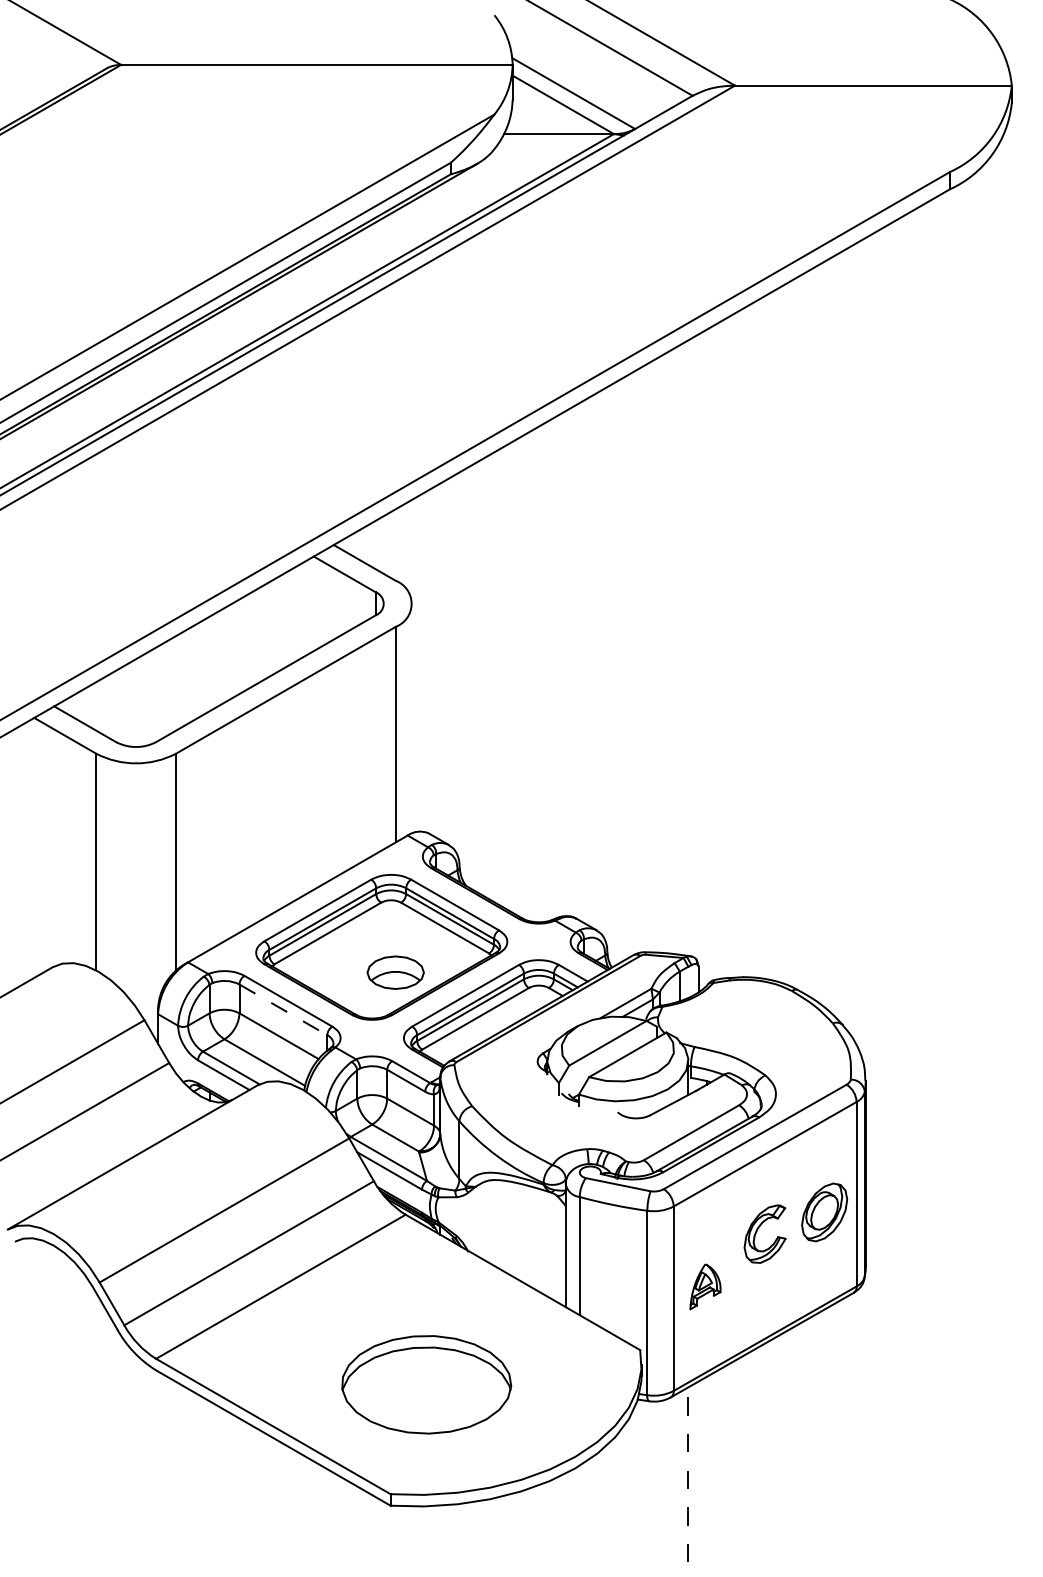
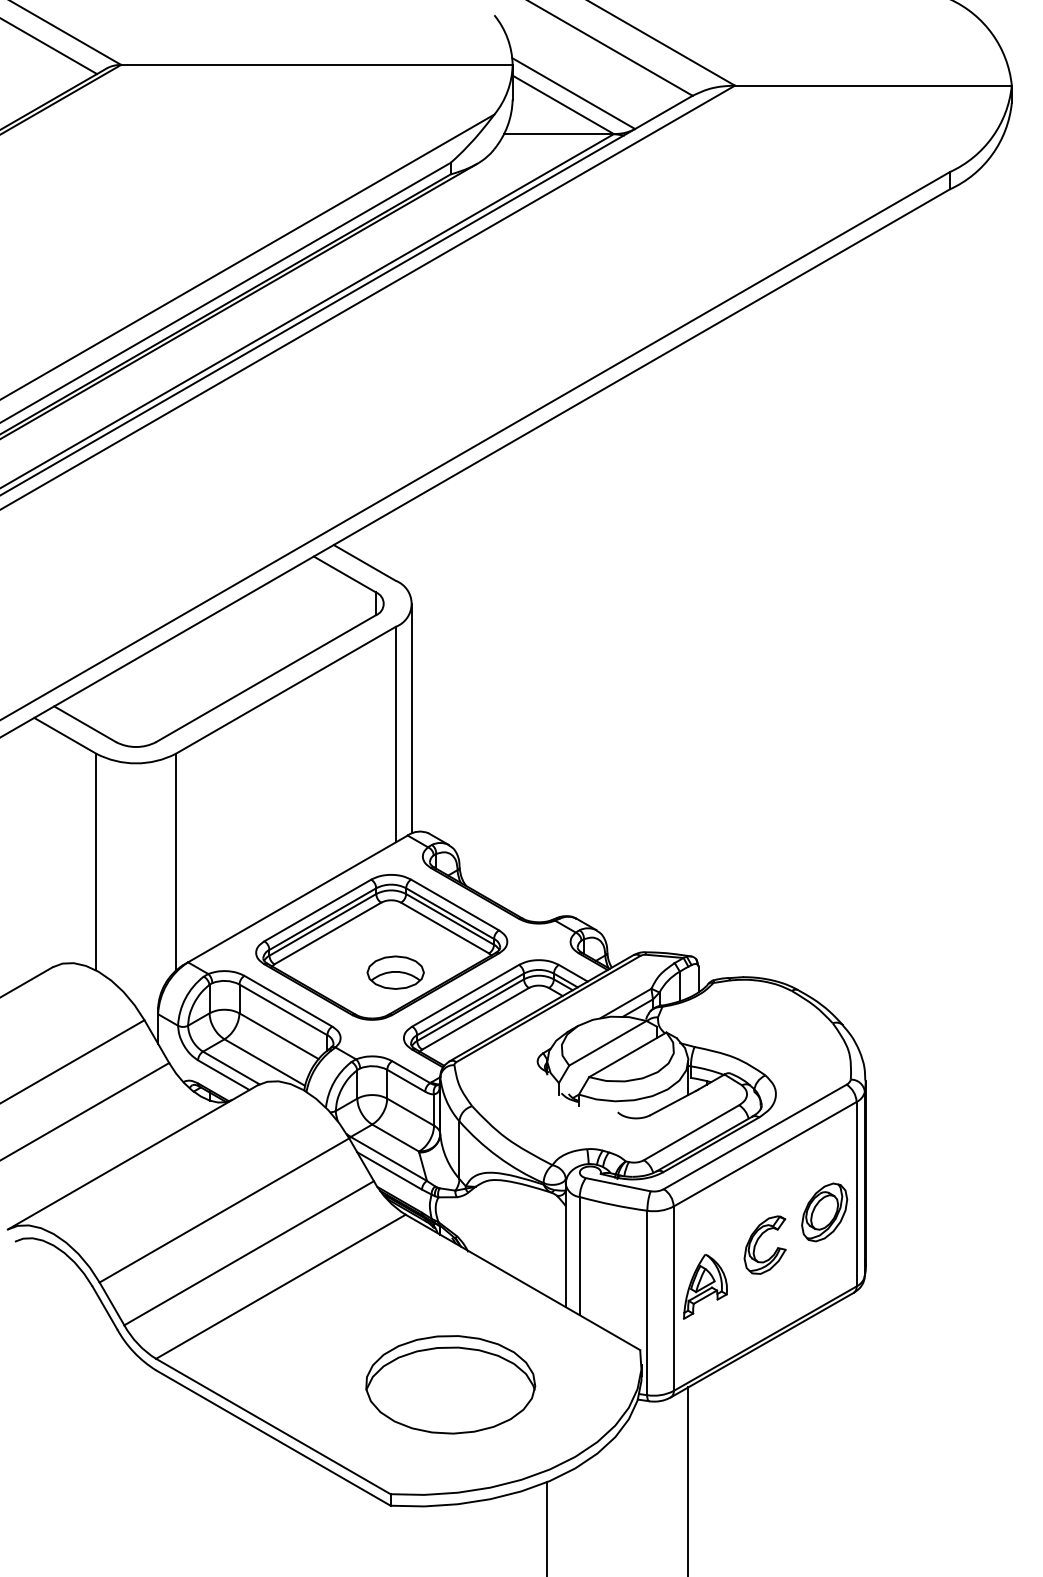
line: none -> present (49, 46)
line: none -> present (412, 718)
line: dashed -> solid (283, 1009)
part position: (758, 1229) -> (758, 1240) (758, 1240)
part size: 33x48 px -> 45x66 px (705, 1286)
part position: (426, 1384) -> (450, 1384) (450, 1384)
line: dashed -> solid (688, 1481)
line: none -> present (547, 1527)
